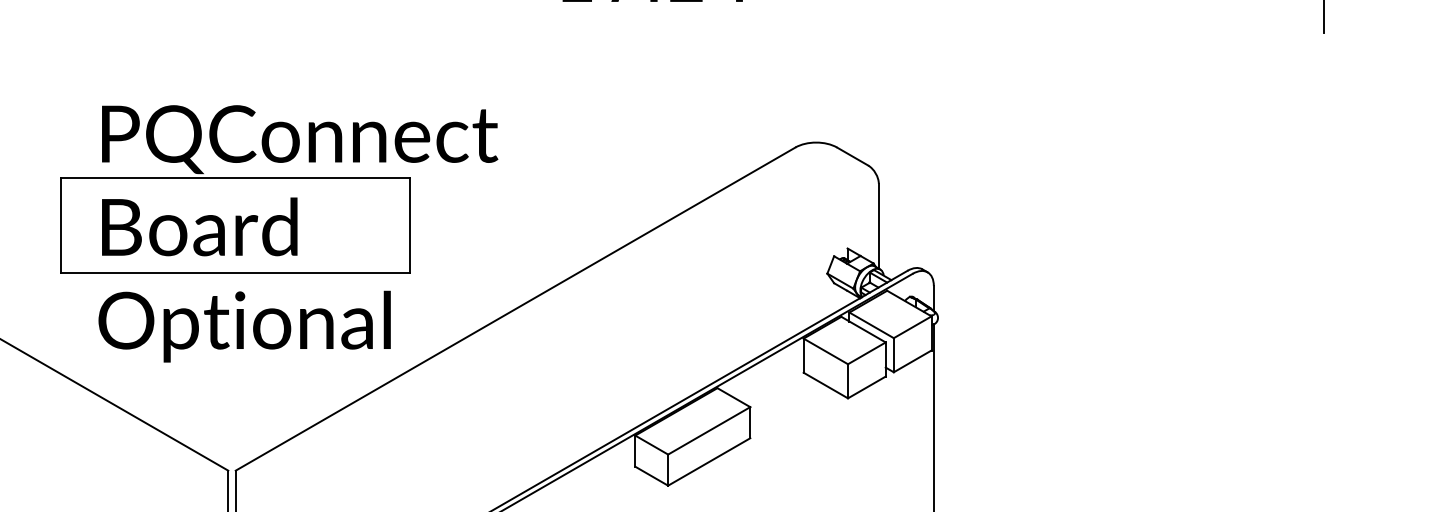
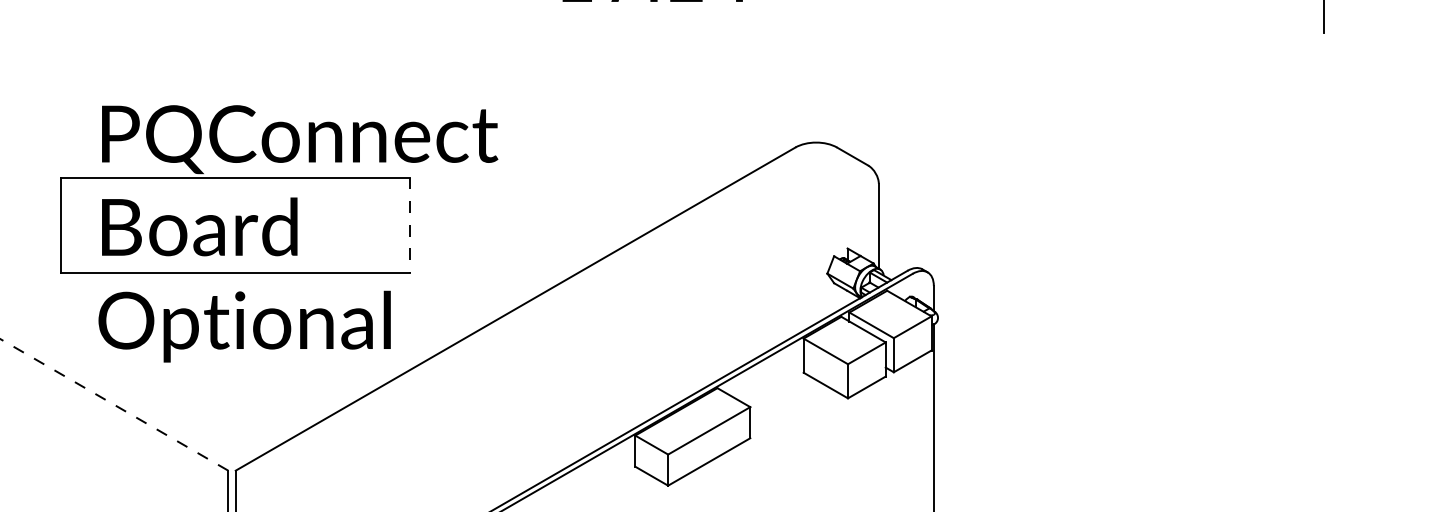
line: solid -> dashed (410, 225)
line: solid -> dashed (114, 404)
